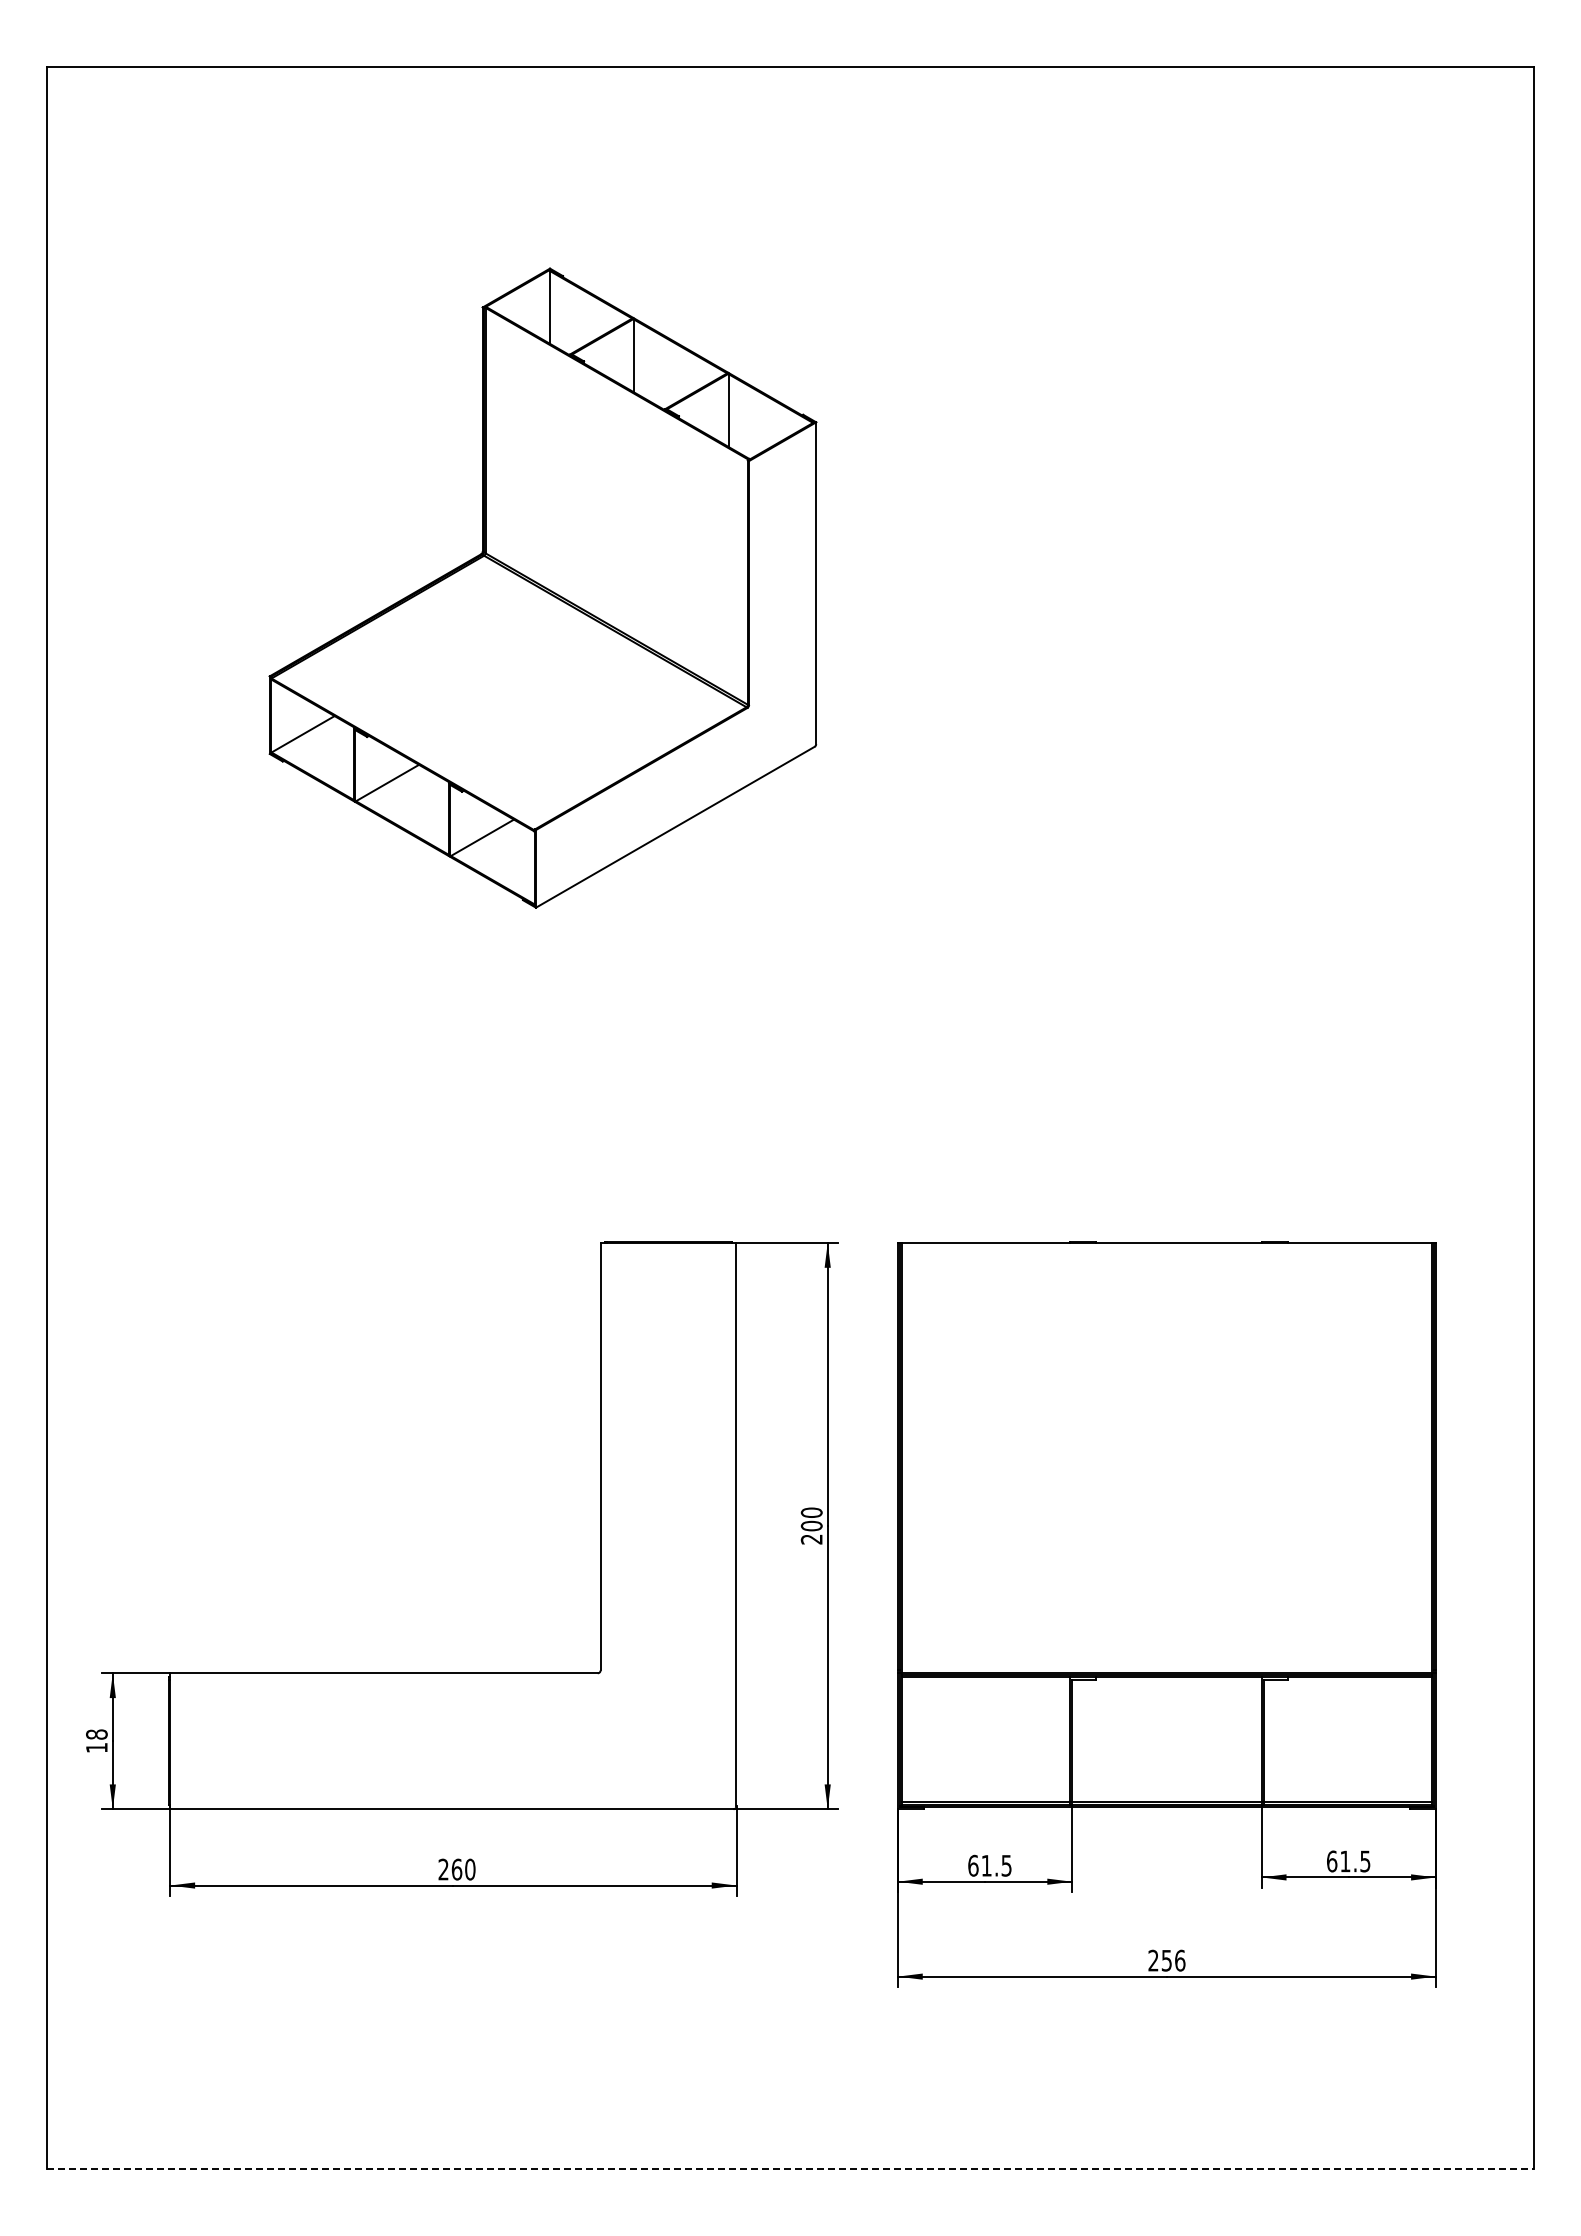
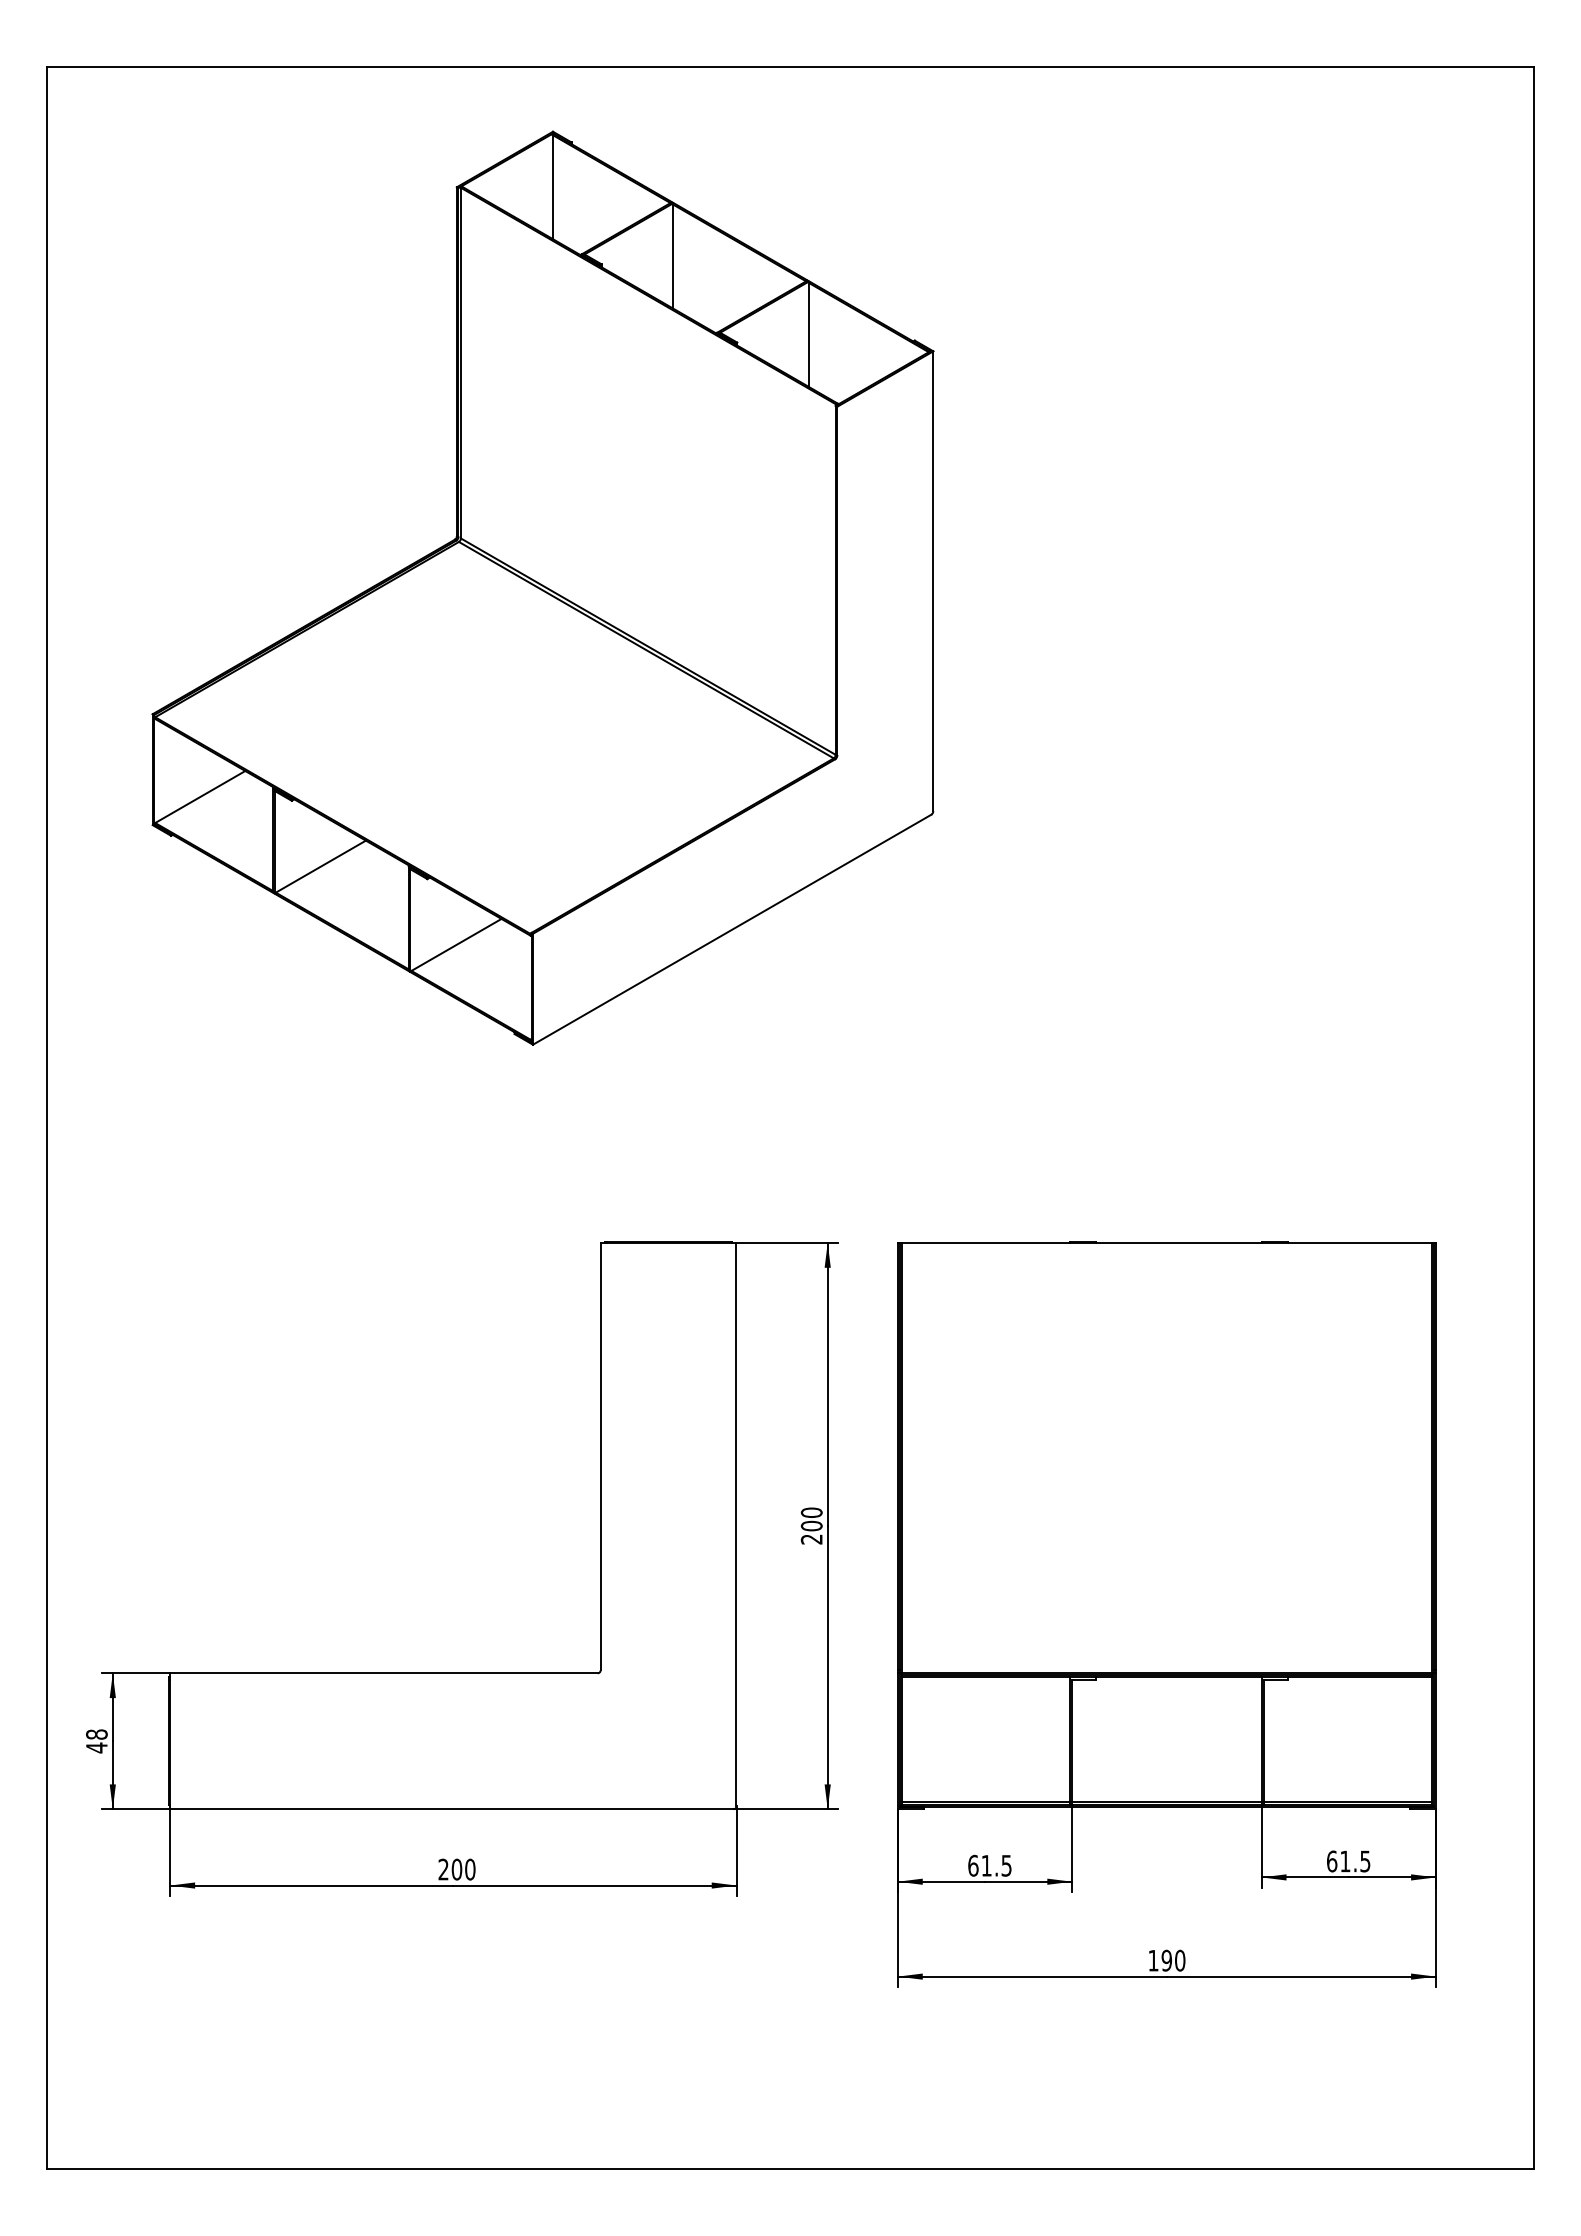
part size: 550x642 px -> 784x916 px (542, 587)
text: 18 -> 48 (96, 1747)
text: 260 -> 200 (456, 1869)
text: 256 -> 190 (1166, 1960)
line: dashed -> solid (790, 2168)
